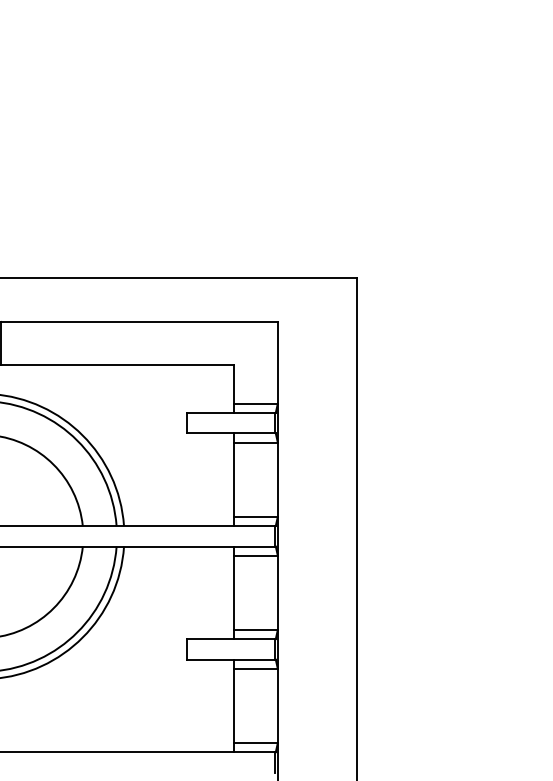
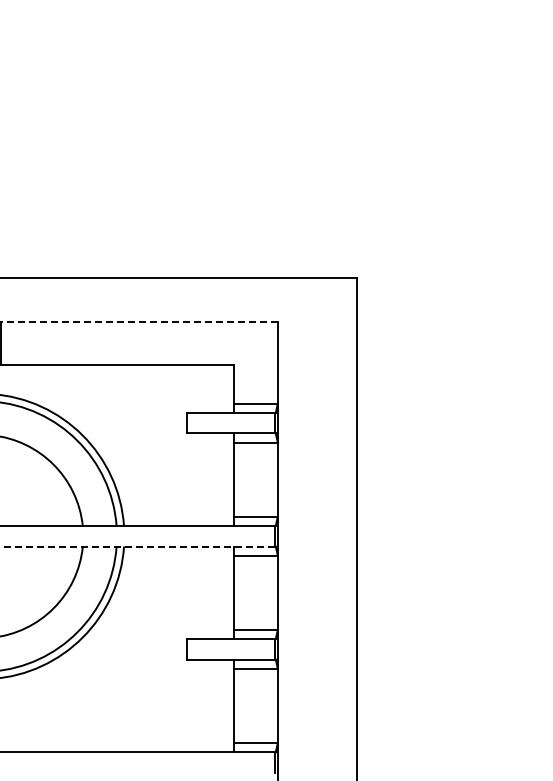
line: solid -> dashed (138, 321)
line: solid -> dashed (137, 546)
